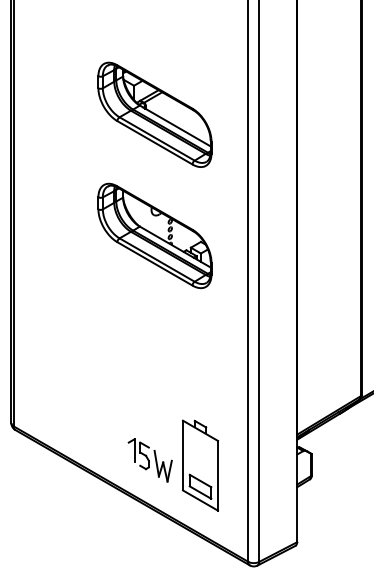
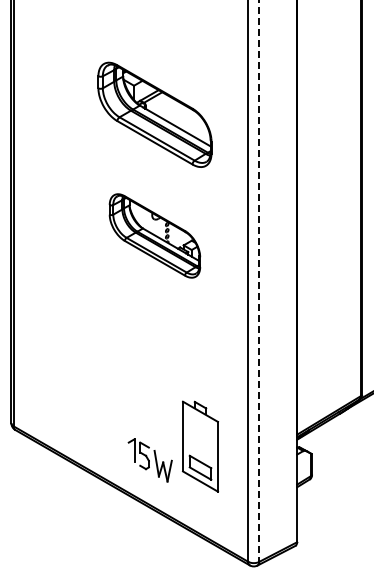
part size: 116x108 px -> 94x86 px (154, 235)
line: solid -> dashed (259, 281)
part position: (200, 465) -> (200, 446) (200, 446)
